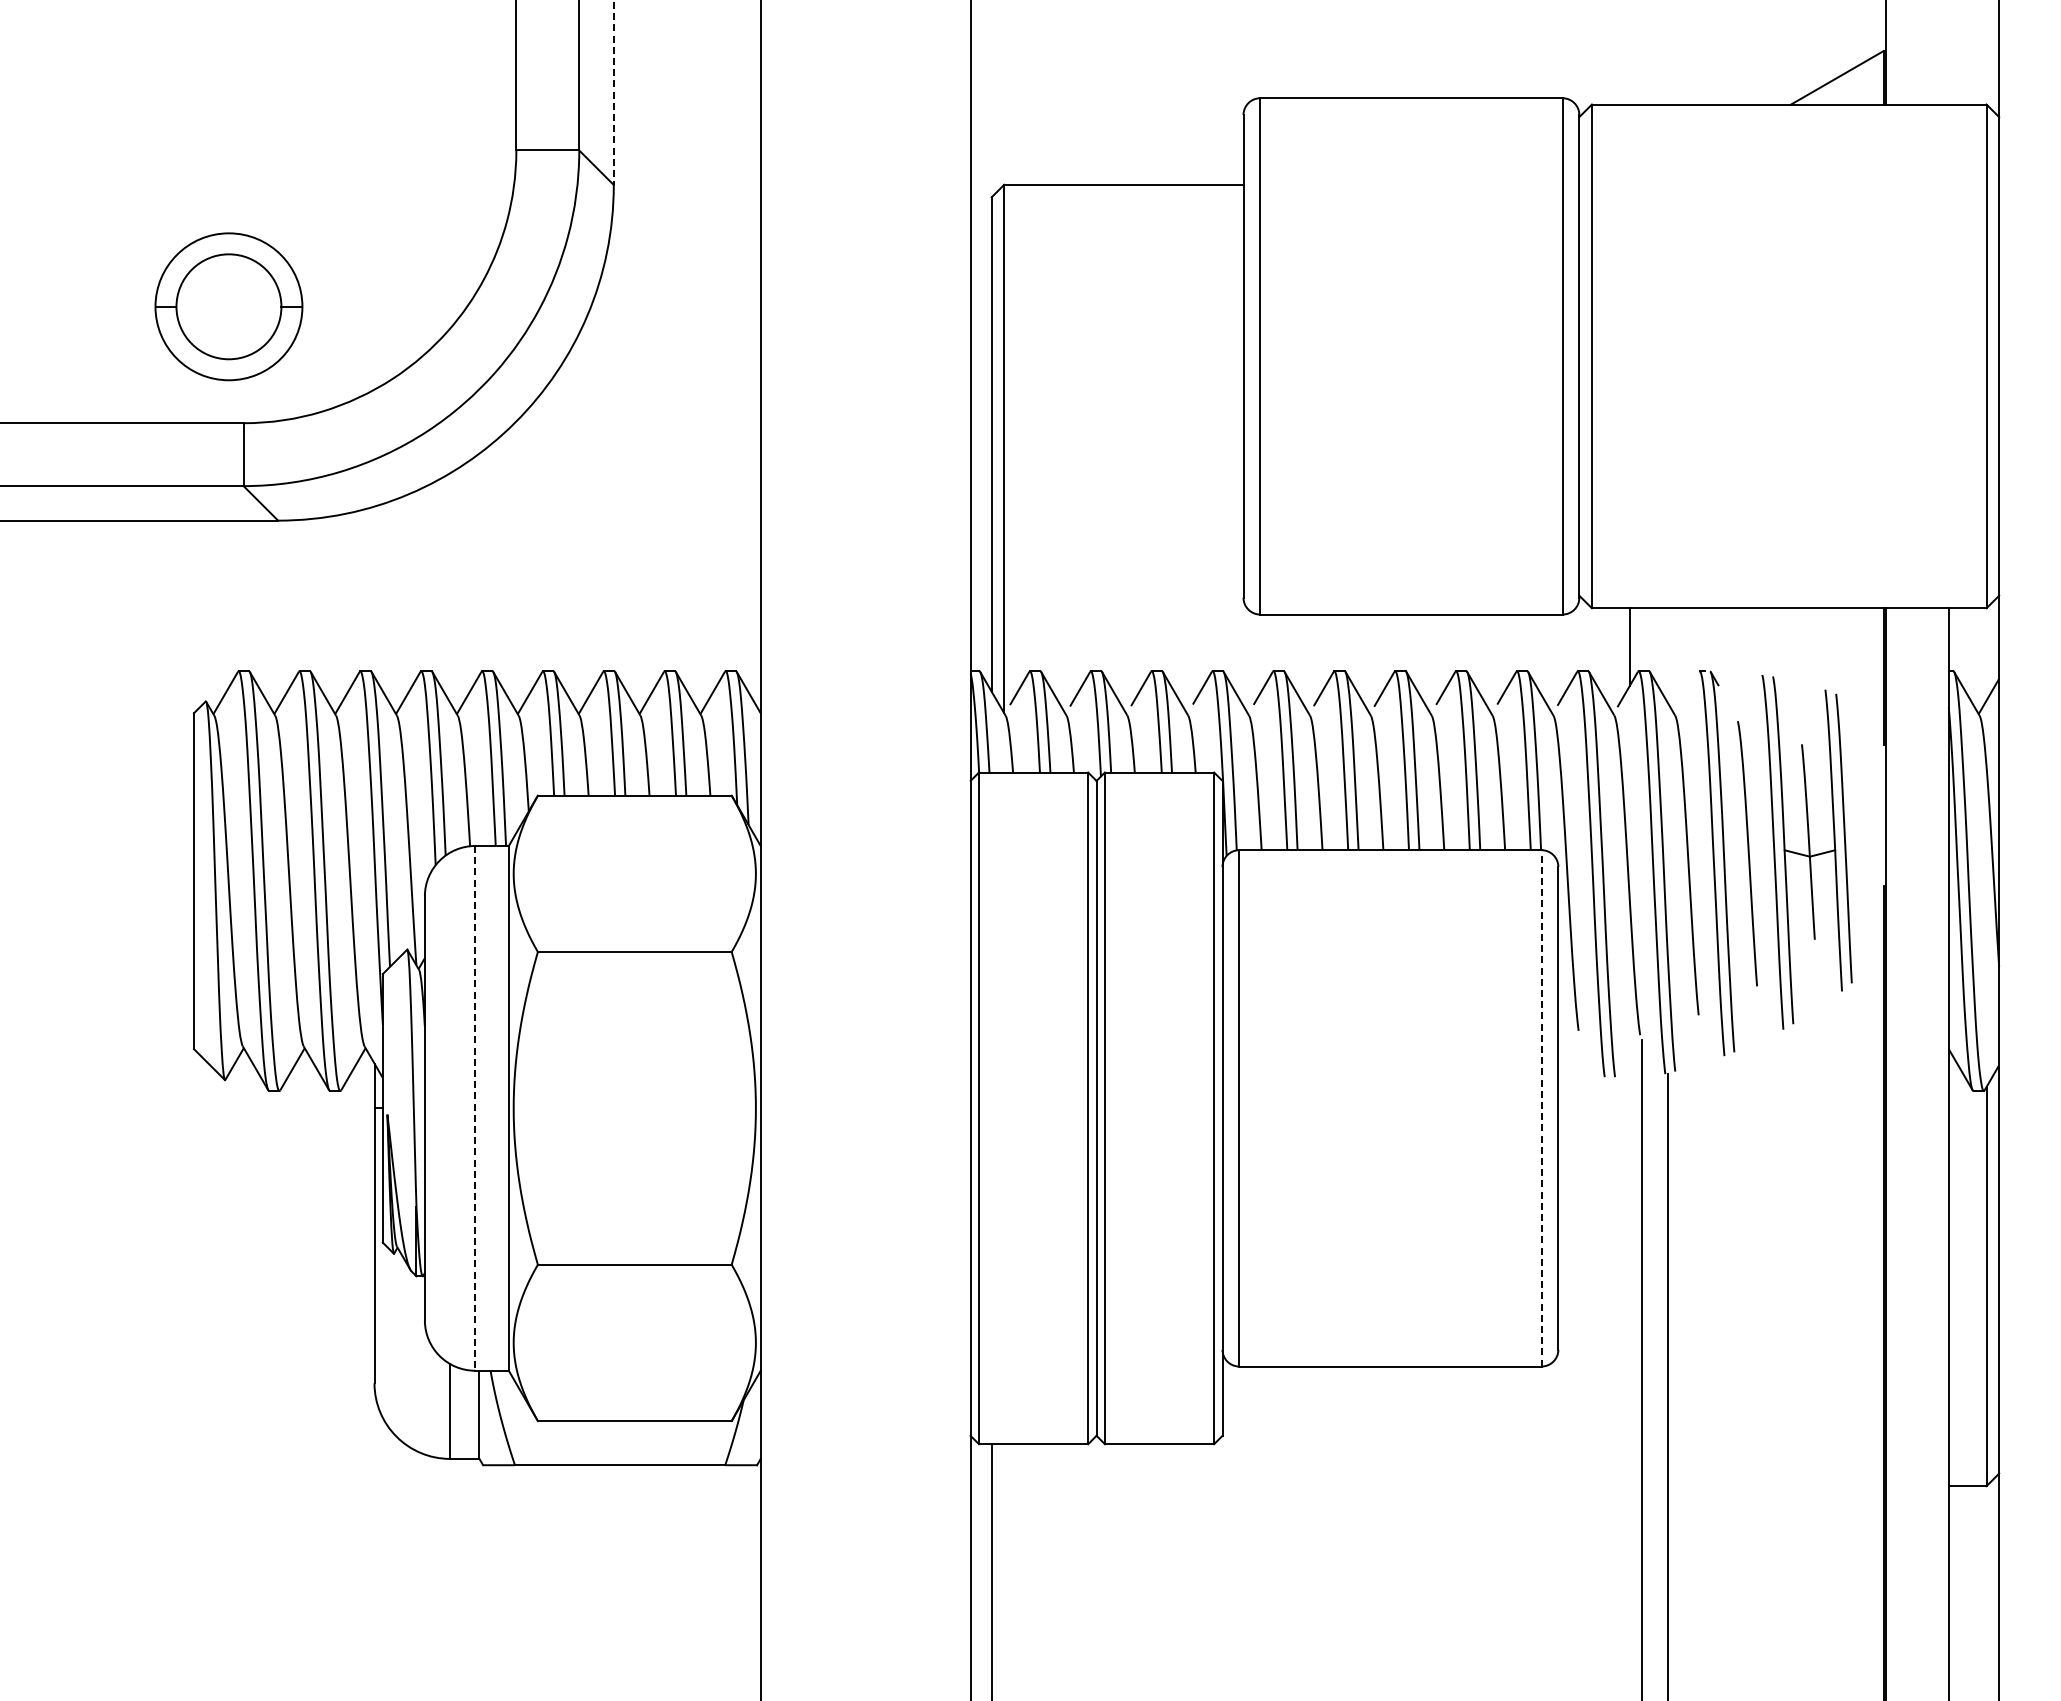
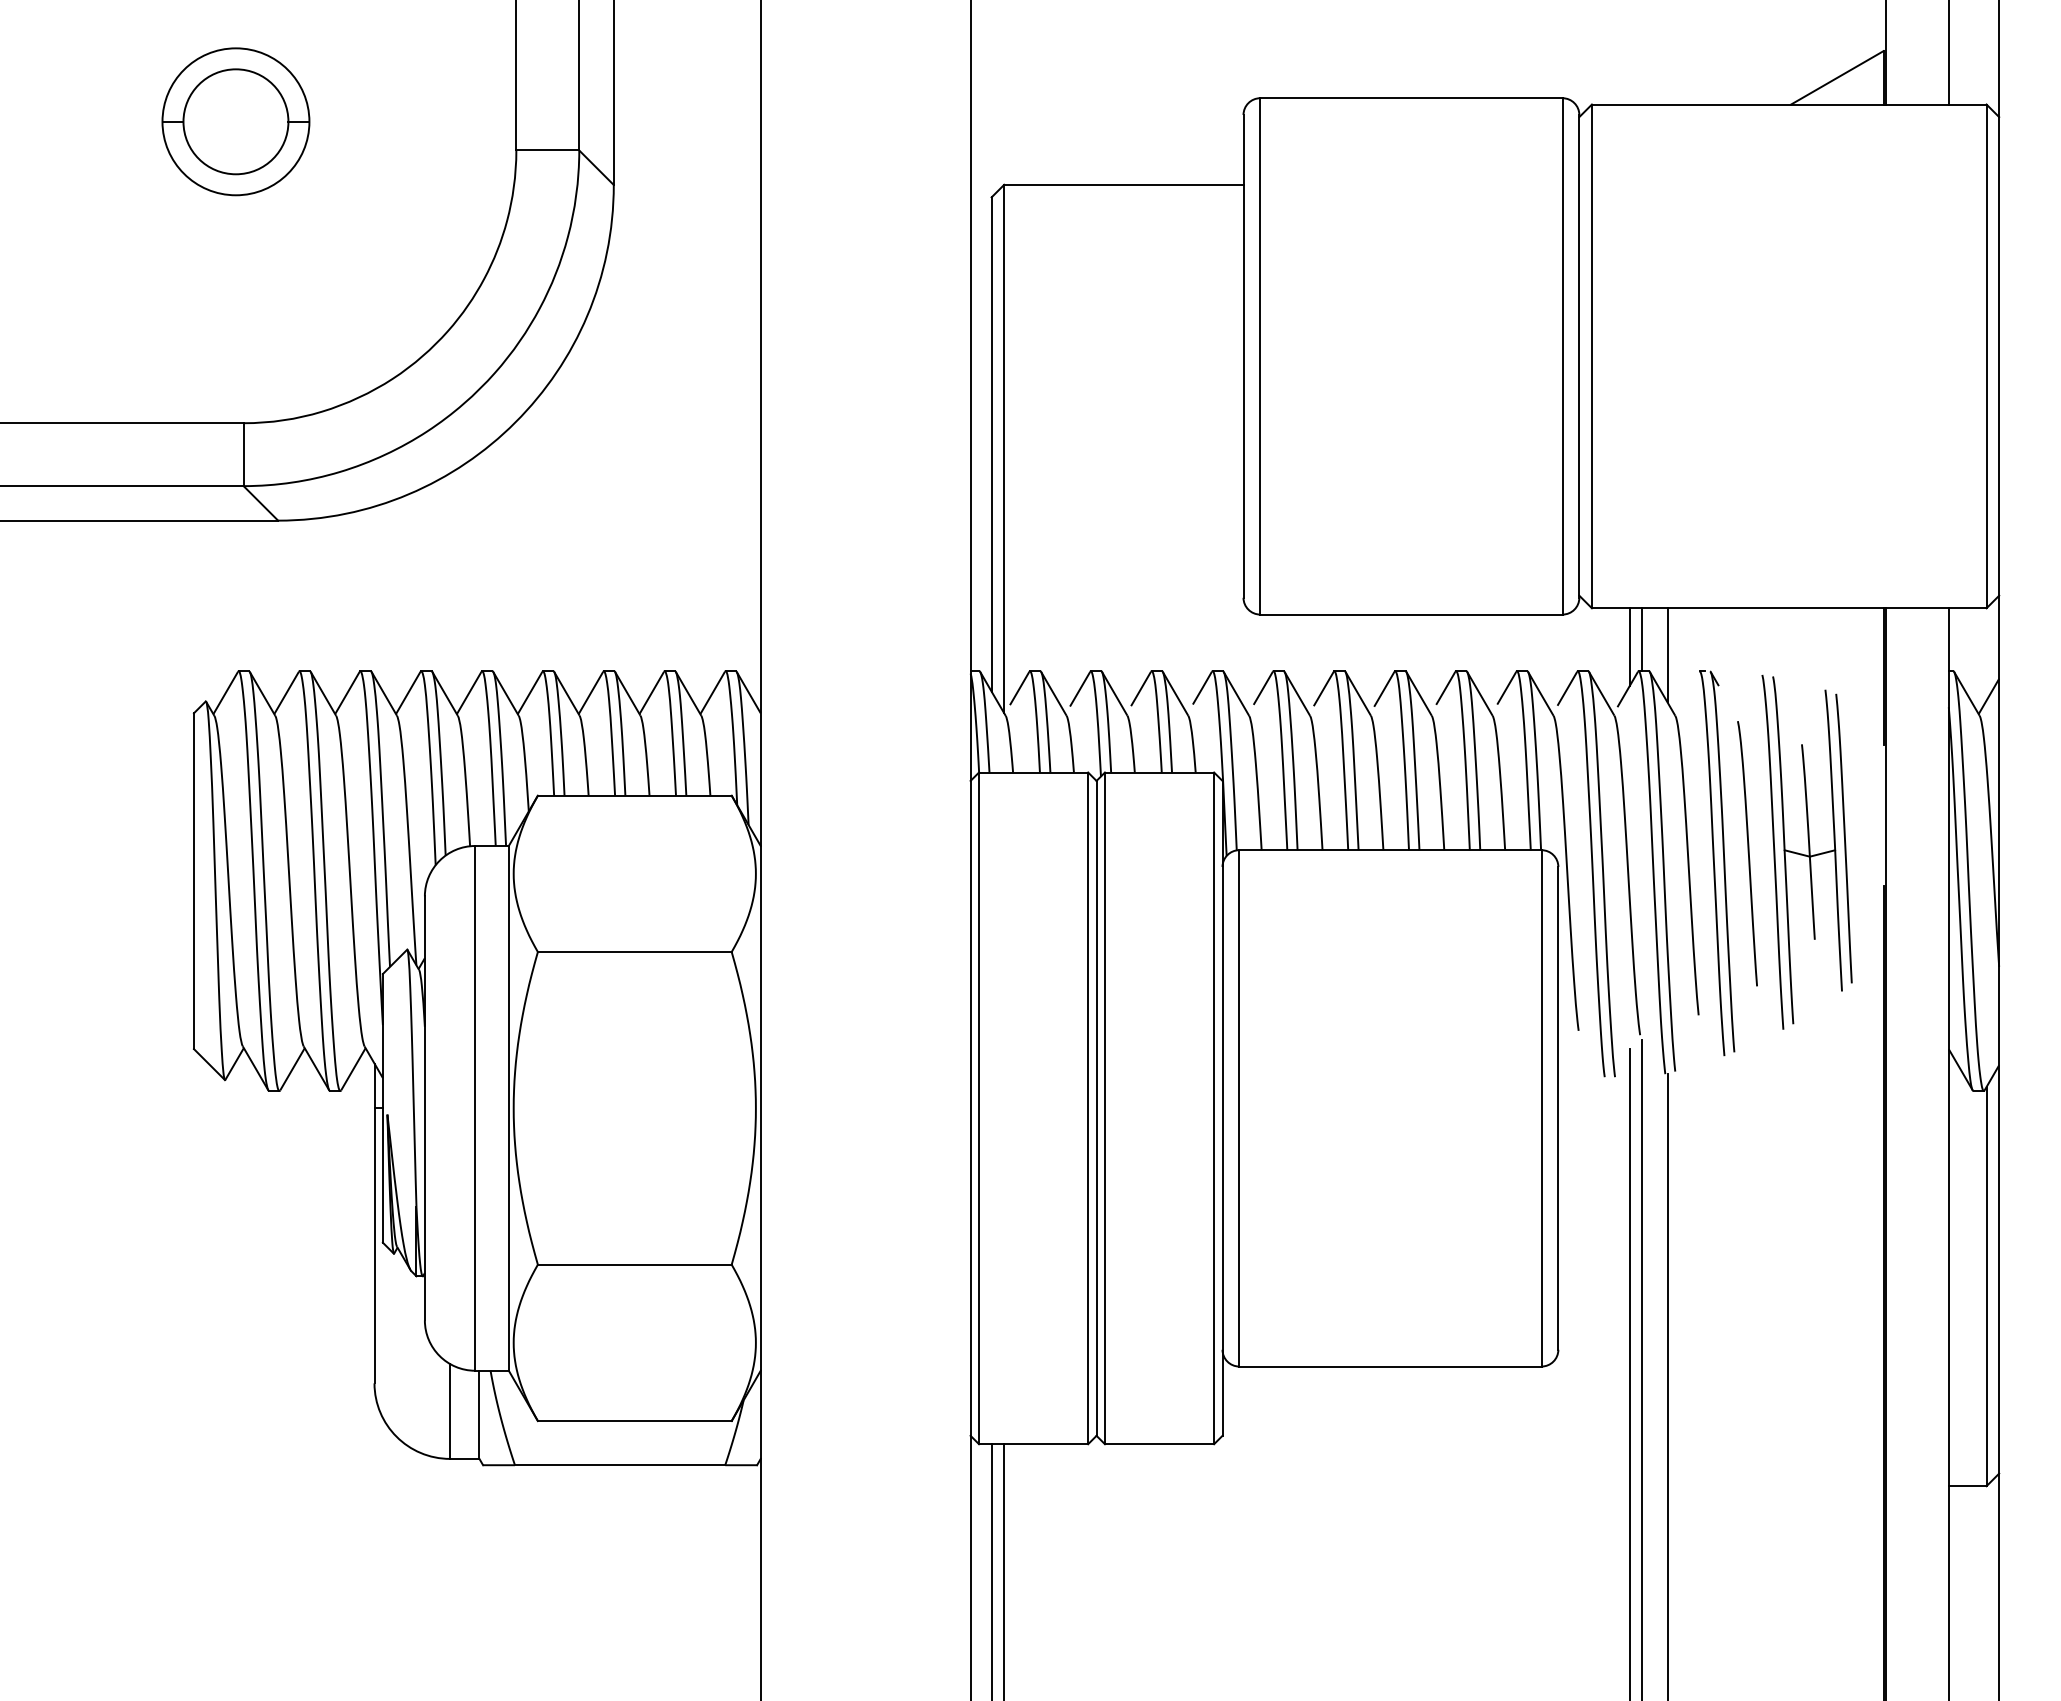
line: none -> present (1948, 53)
line: dashed -> solid (613, 93)
part position: (228, 306) -> (235, 121) (235, 121)
line: none -> present (1642, 639)
line: none -> present (1667, 655)
line: dashed -> solid (1541, 1107)
line: dashed -> solid (475, 1108)
line: none -> present (1629, 1373)
line: none -> present (1004, 1570)
